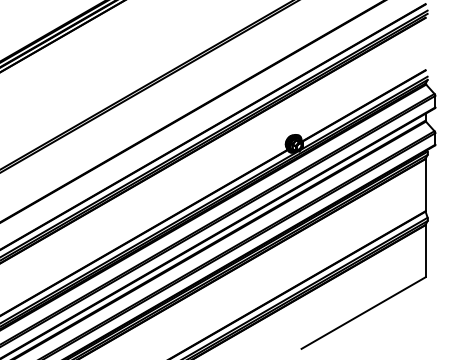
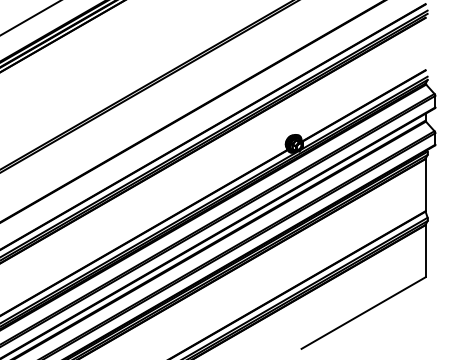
line: none -> present (30, 18)
